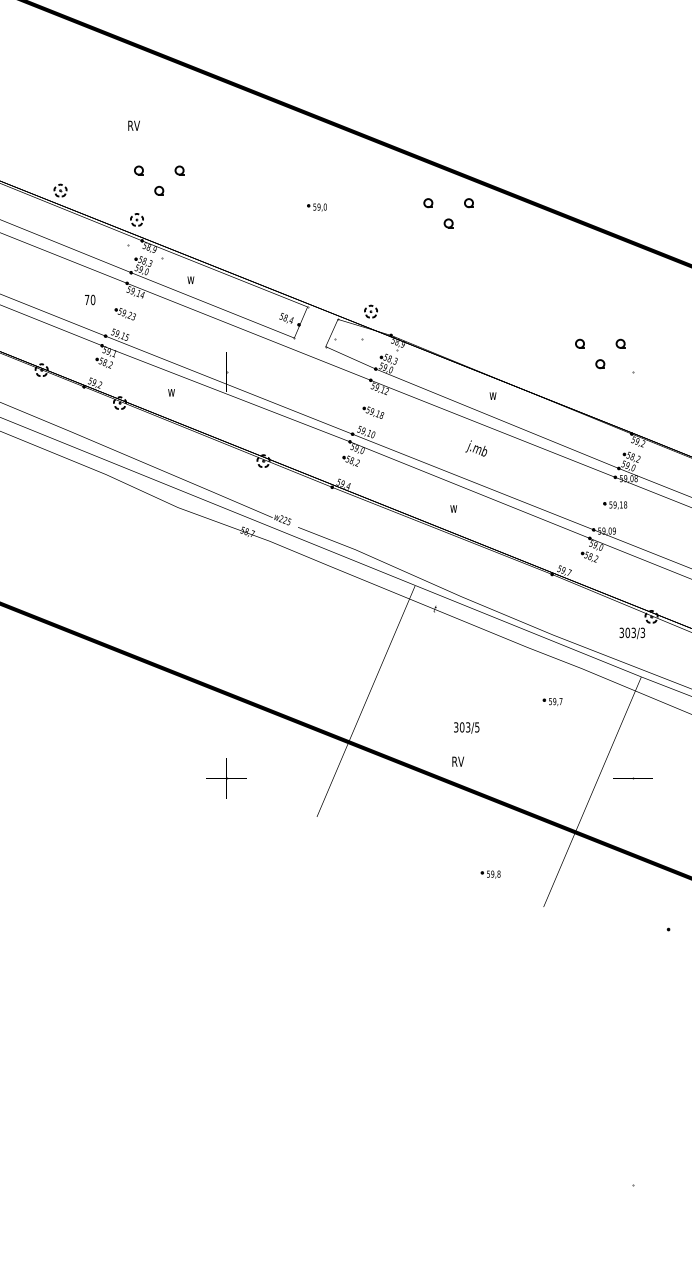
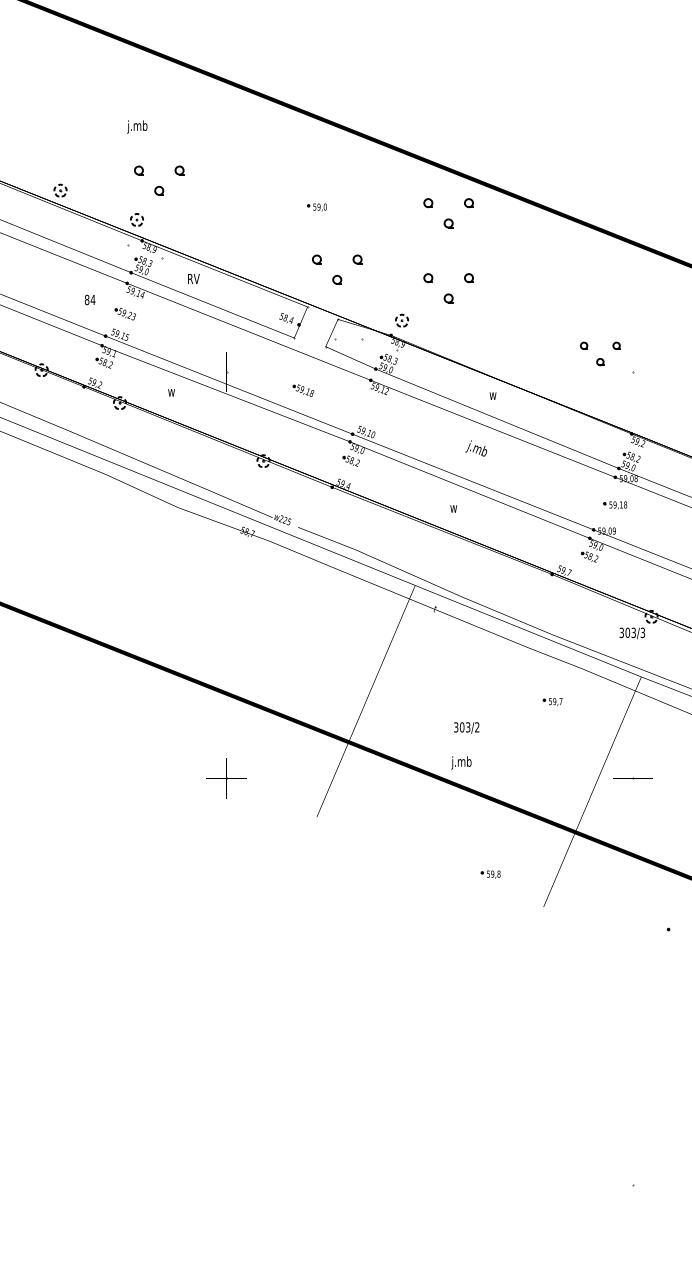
text: RV -> j.mb (137, 126)
part: none -> present (337, 269)
text: w -> RV (193, 278)
part: none -> present (448, 288)
text: 70 -> 84 (89, 299)
part position: (370, 311) -> (401, 320) (401, 320)
part size: 51x32 px -> 41x26 px (600, 353)
part position: (373, 412) -> (303, 390) (303, 390)
text: 303/5 -> 303/2 (477, 727)
text: RV -> j.mb (461, 762)
